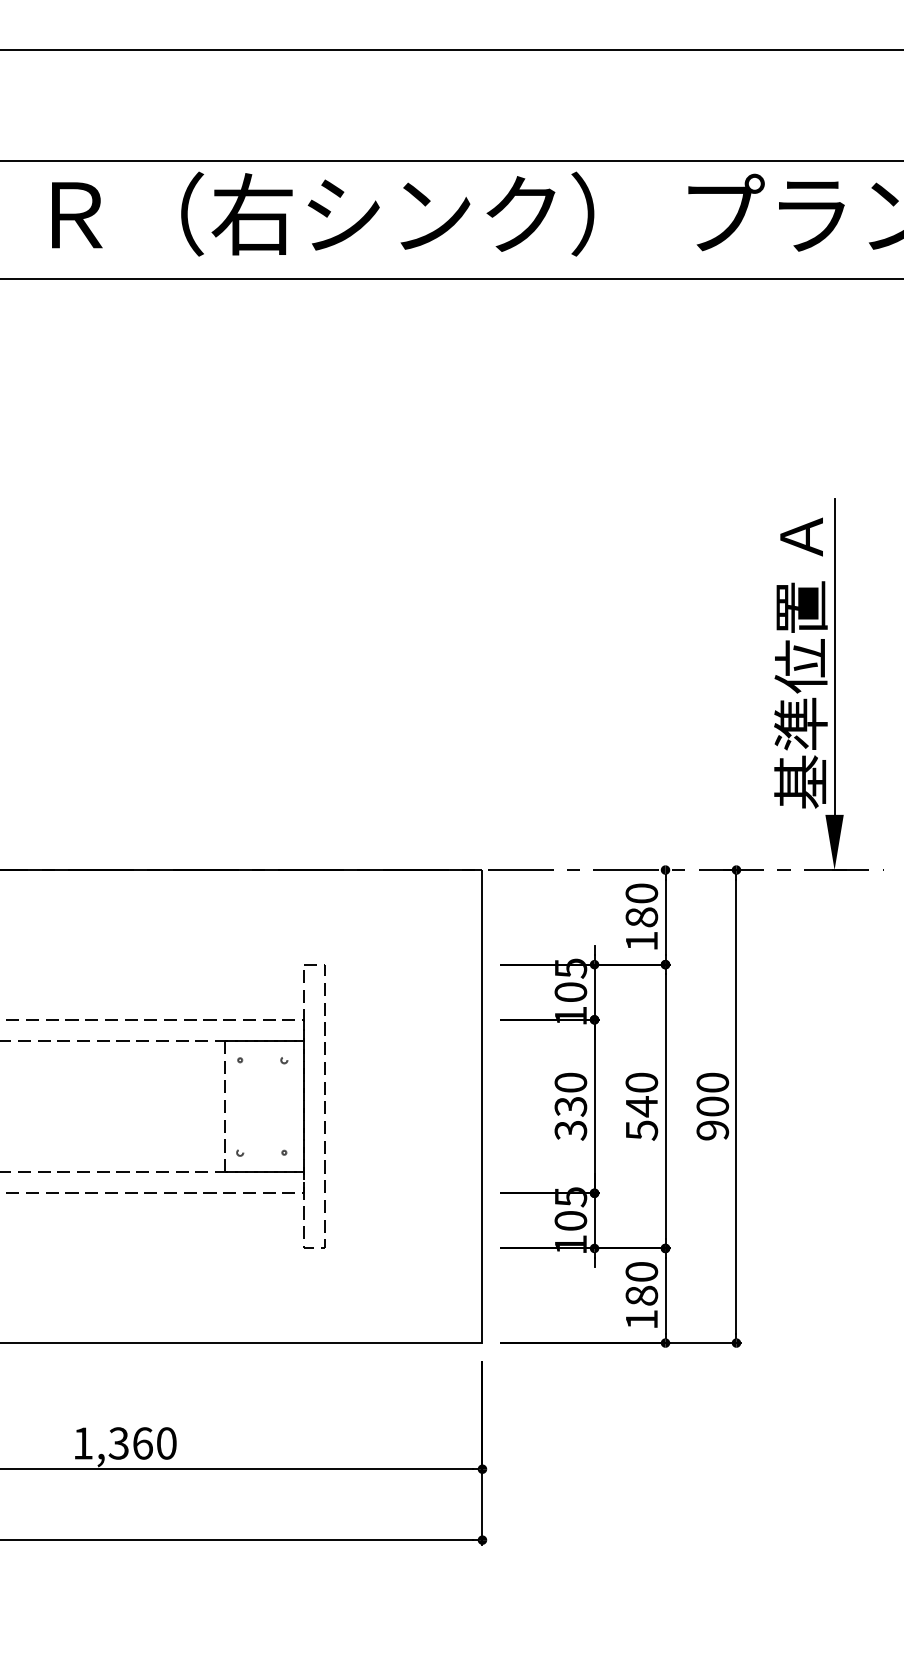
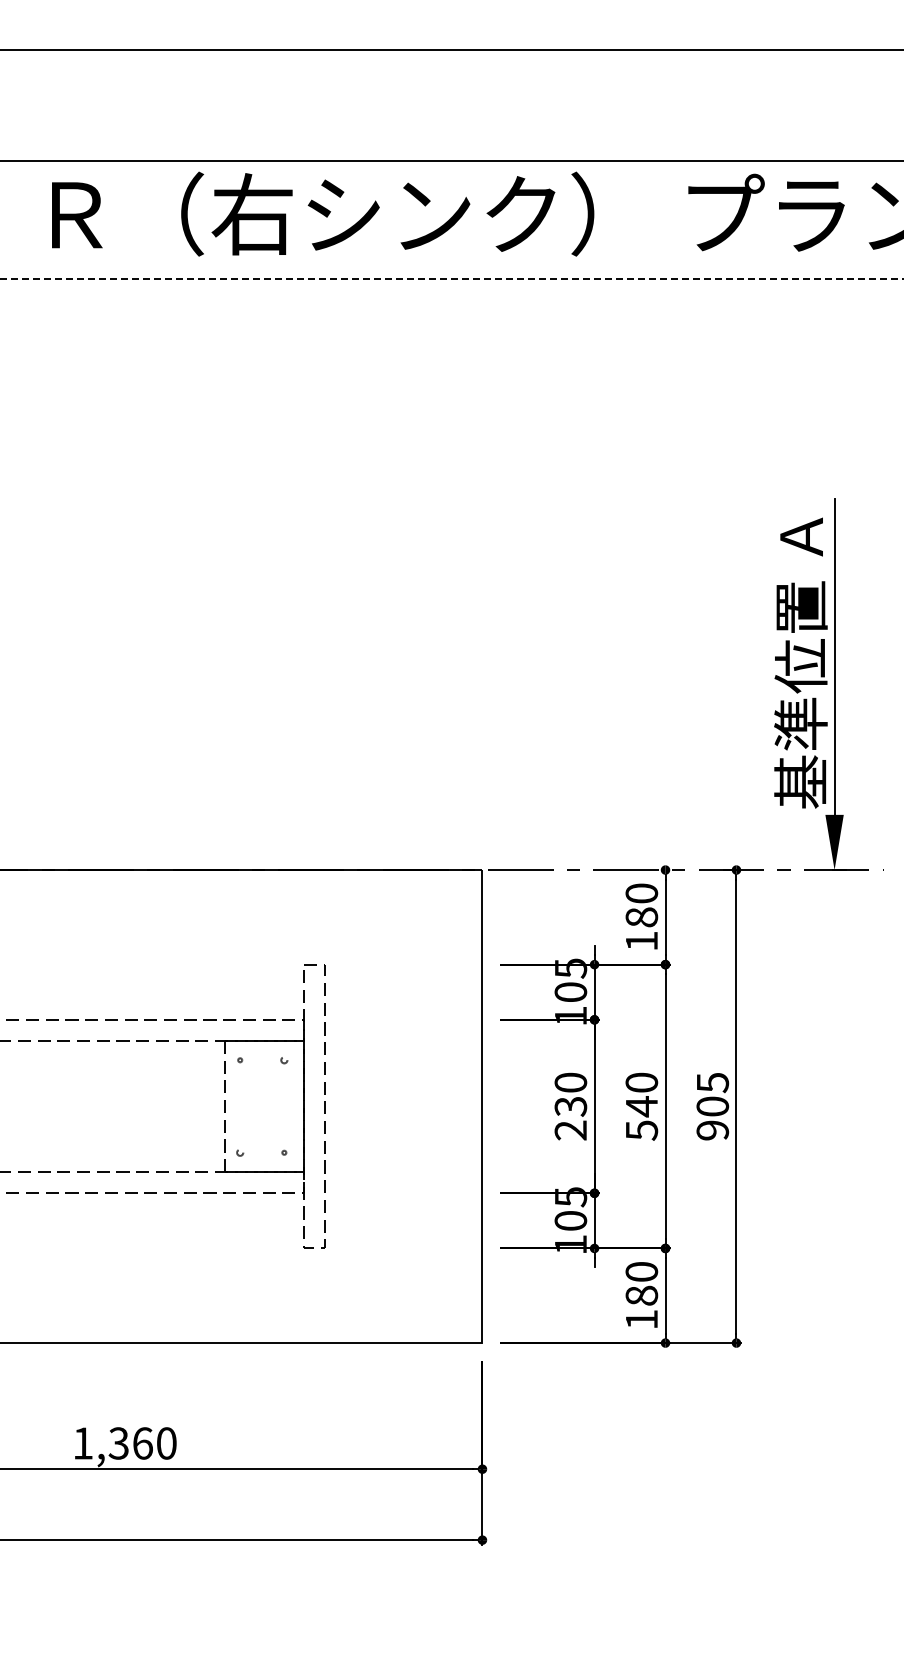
line: solid -> dashed (451, 279)
text: 900 -> 905 (712, 1082)
text: 330 -> 230 (571, 1130)
